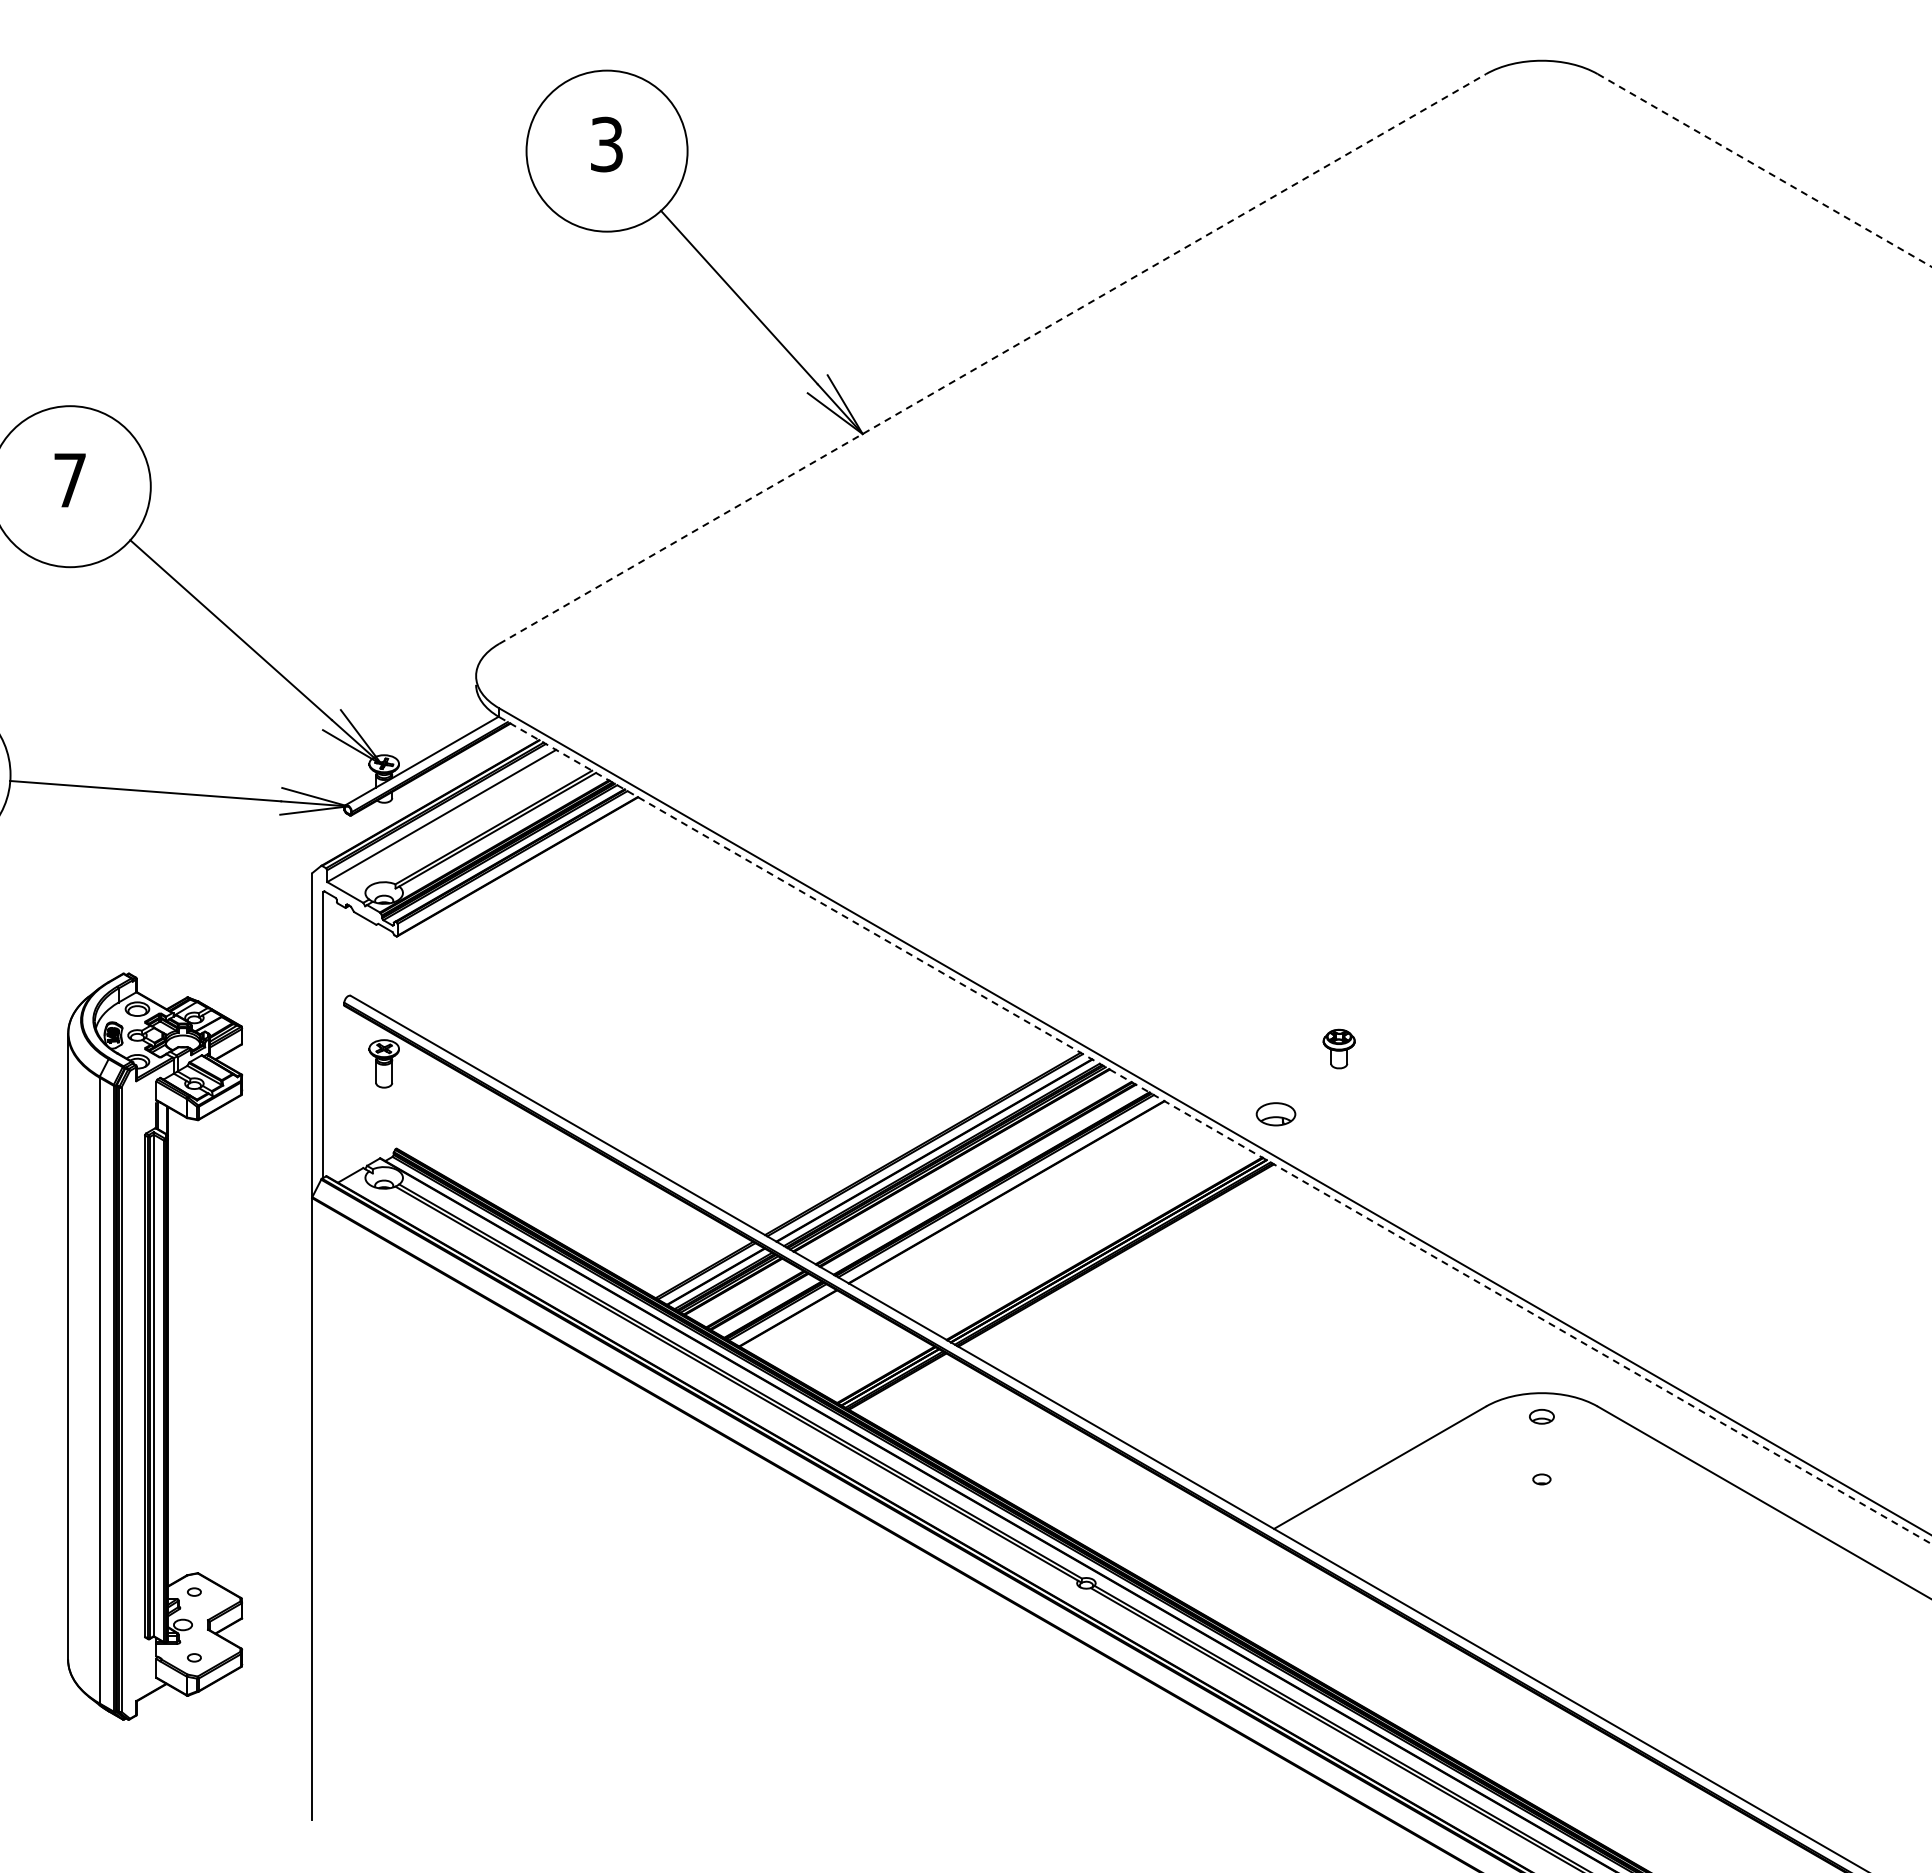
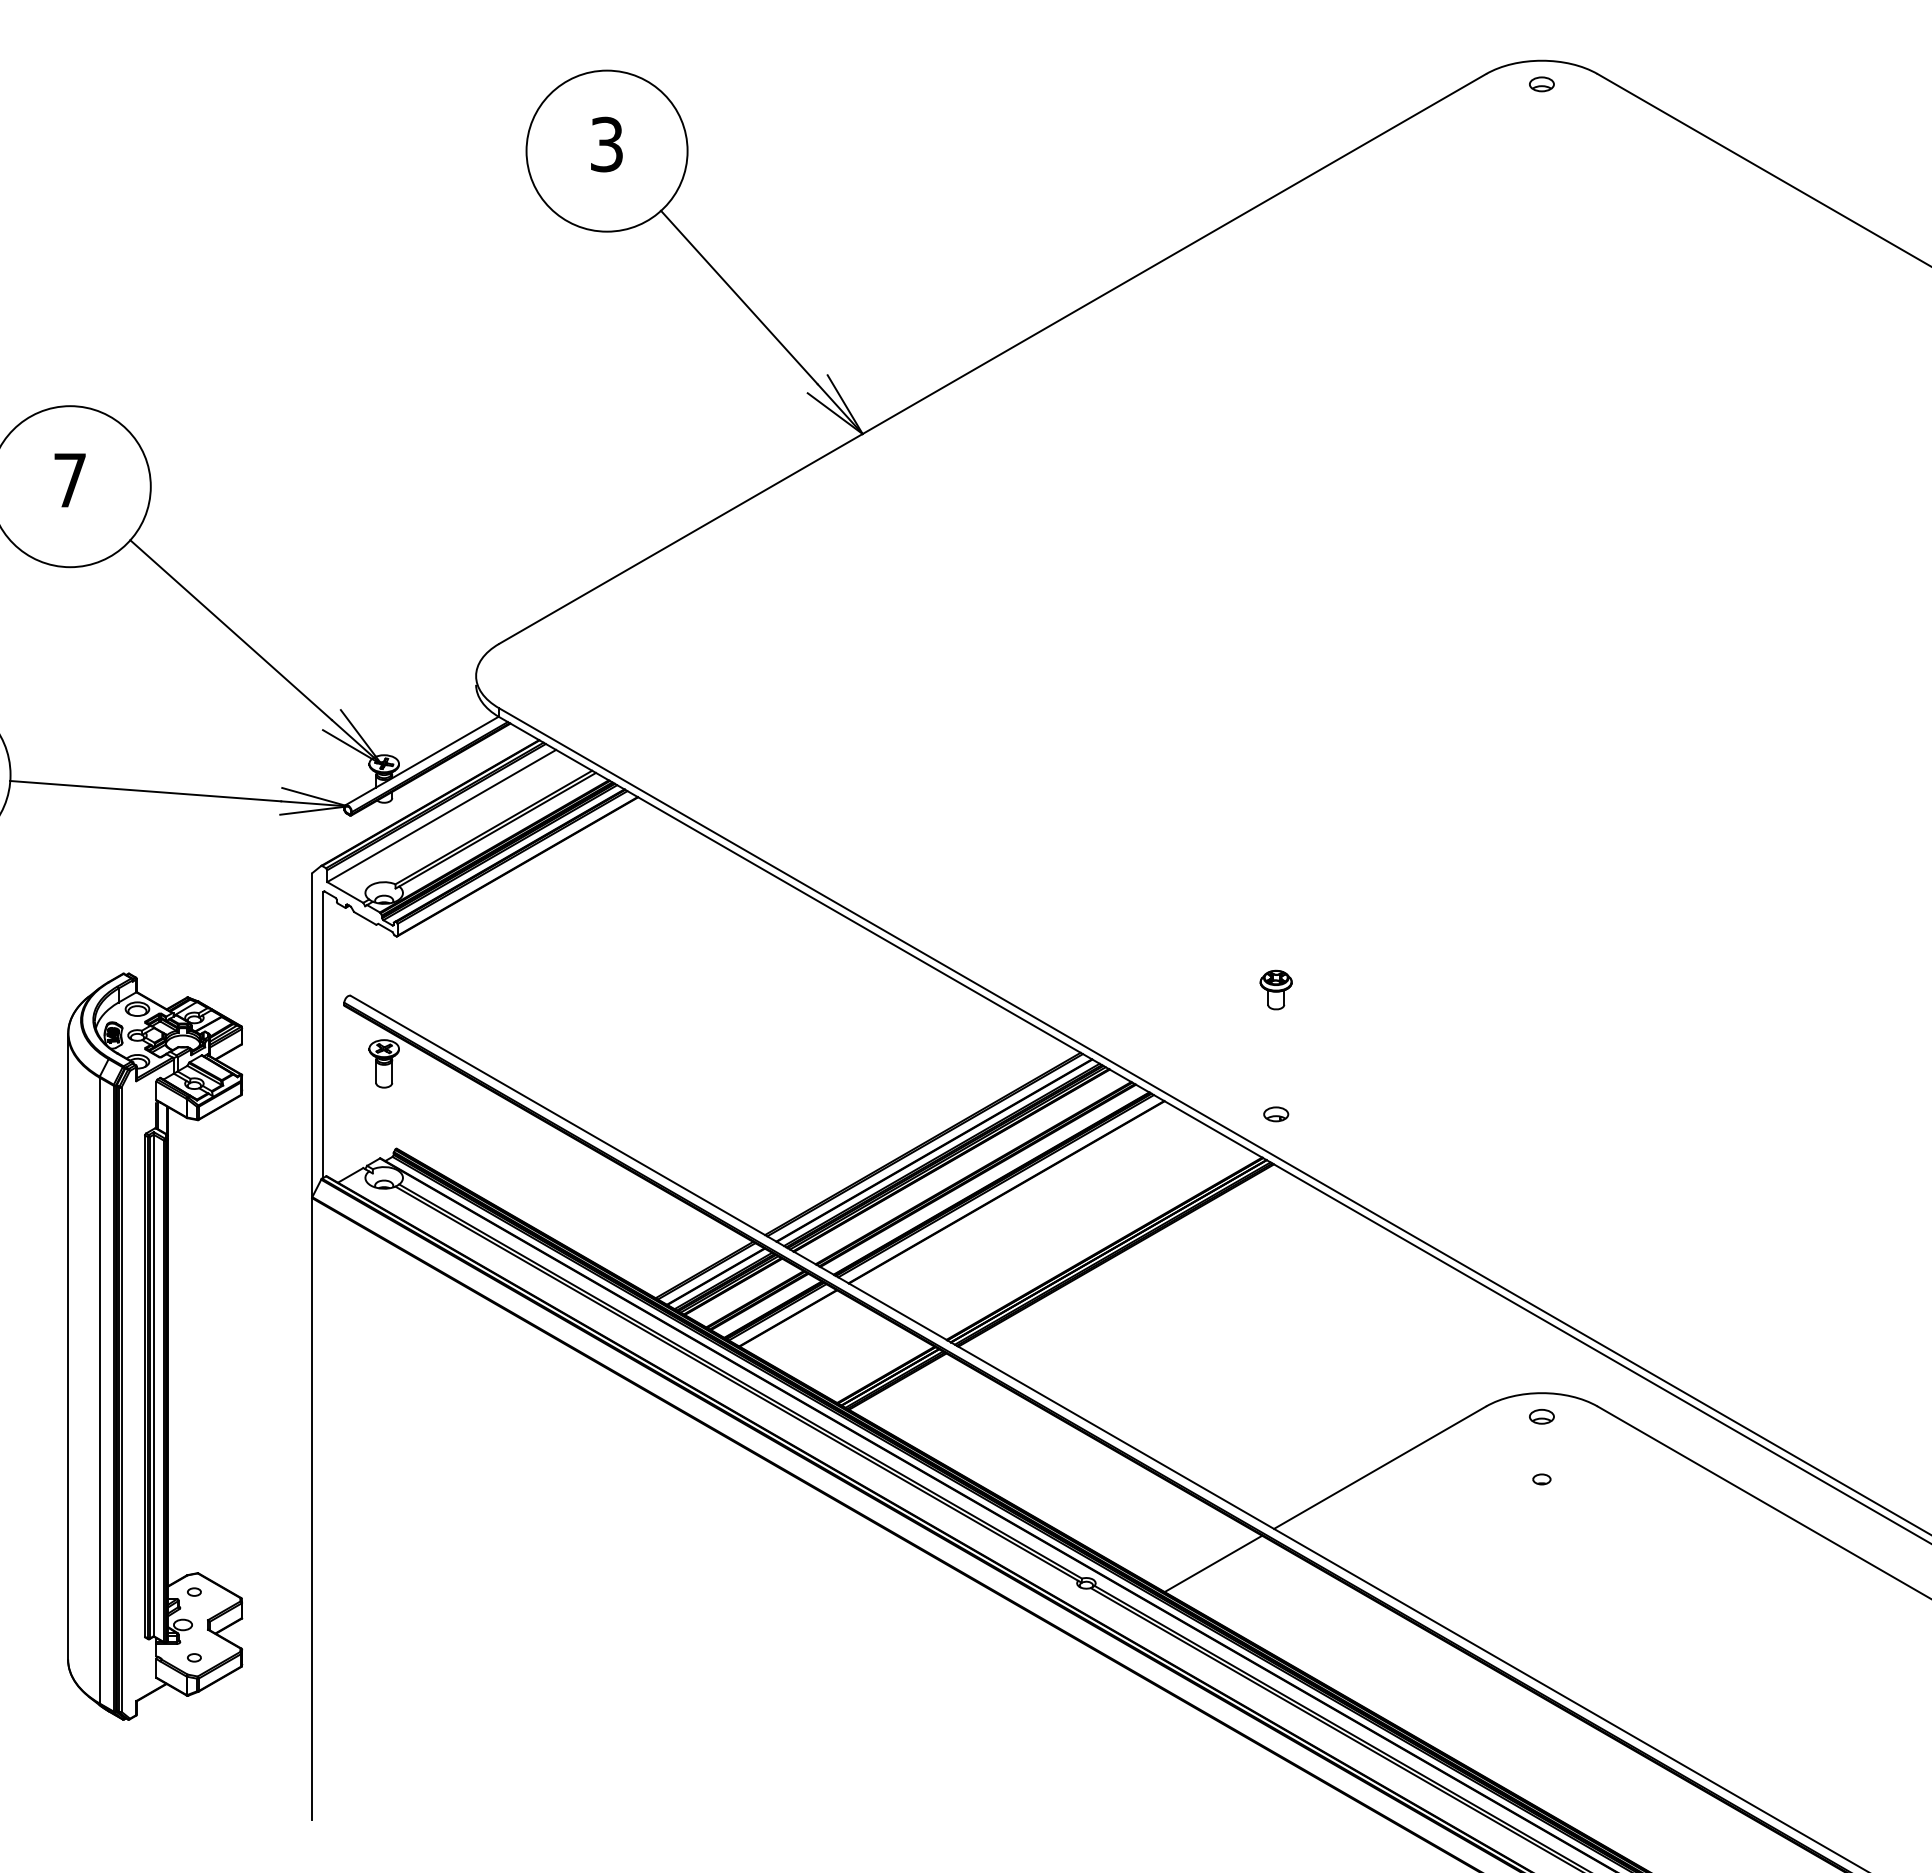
part: none -> present (1541, 84)
line: dashed -> solid (1764, 170)
line: dashed -> solid (992, 358)
part position: (1338, 1048) -> (1275, 989) (1275, 989)
part size: 42x25 px -> 27x17 px (1276, 1114)
line: dashed -> solid (1216, 1130)
line: none -> present (1213, 1563)
